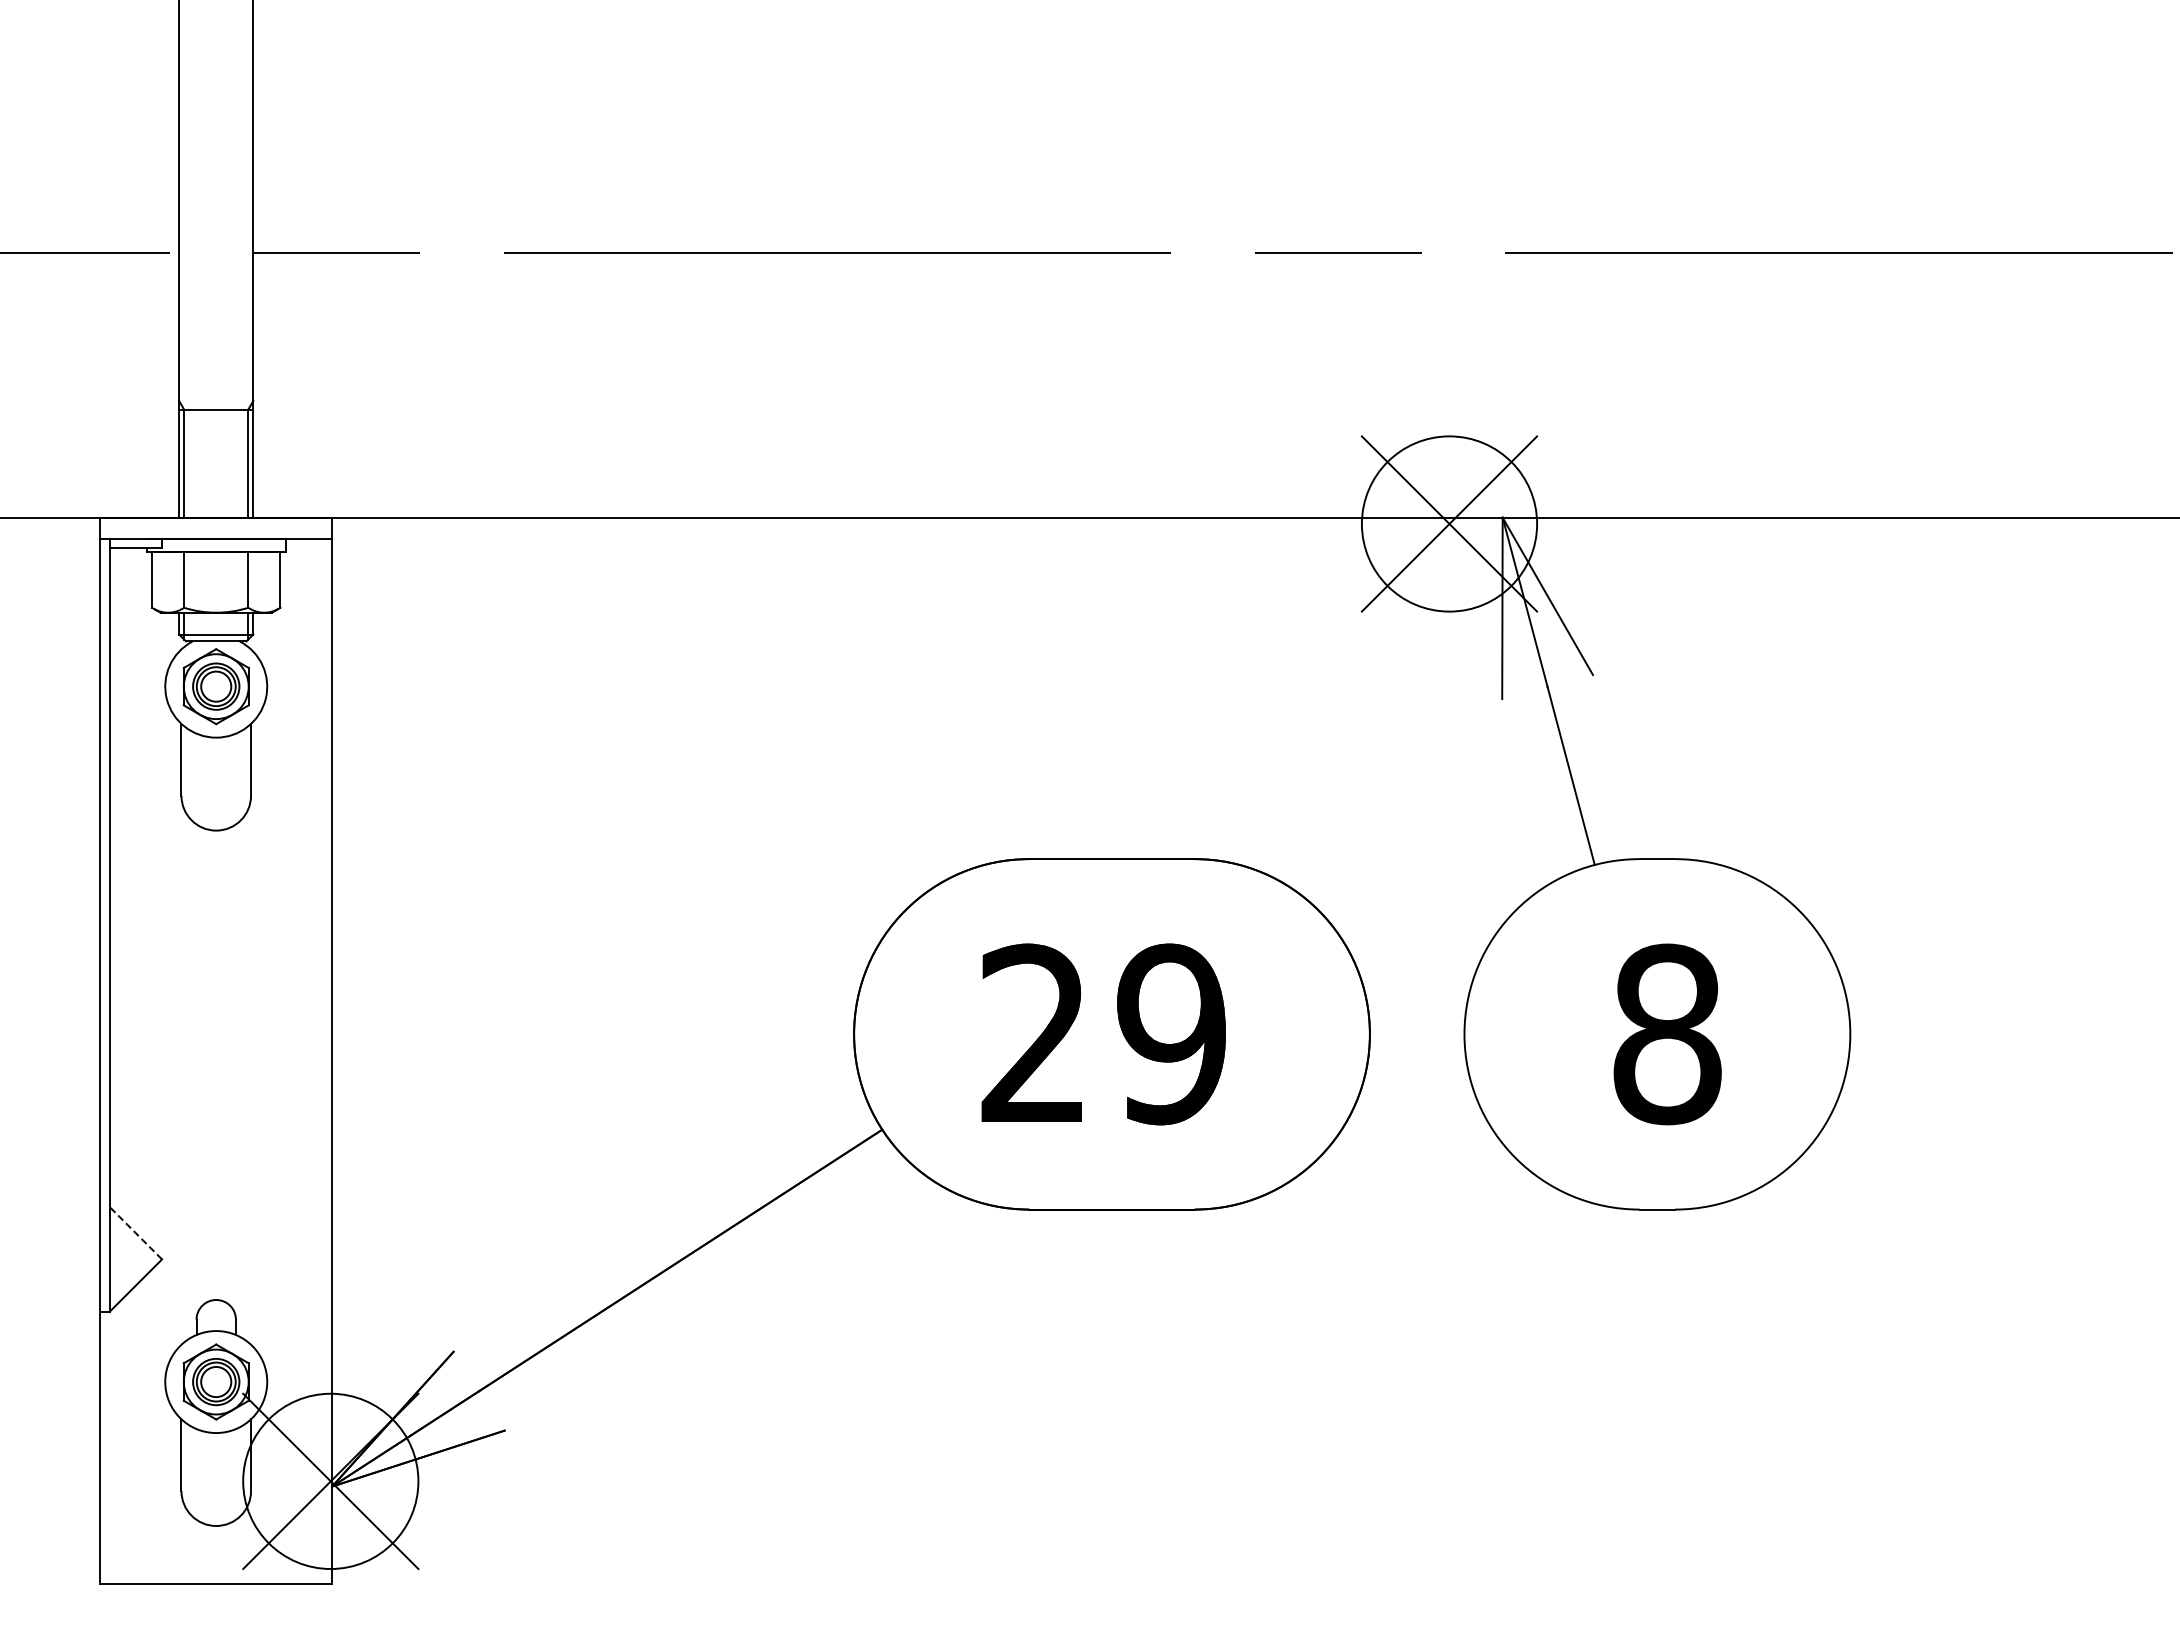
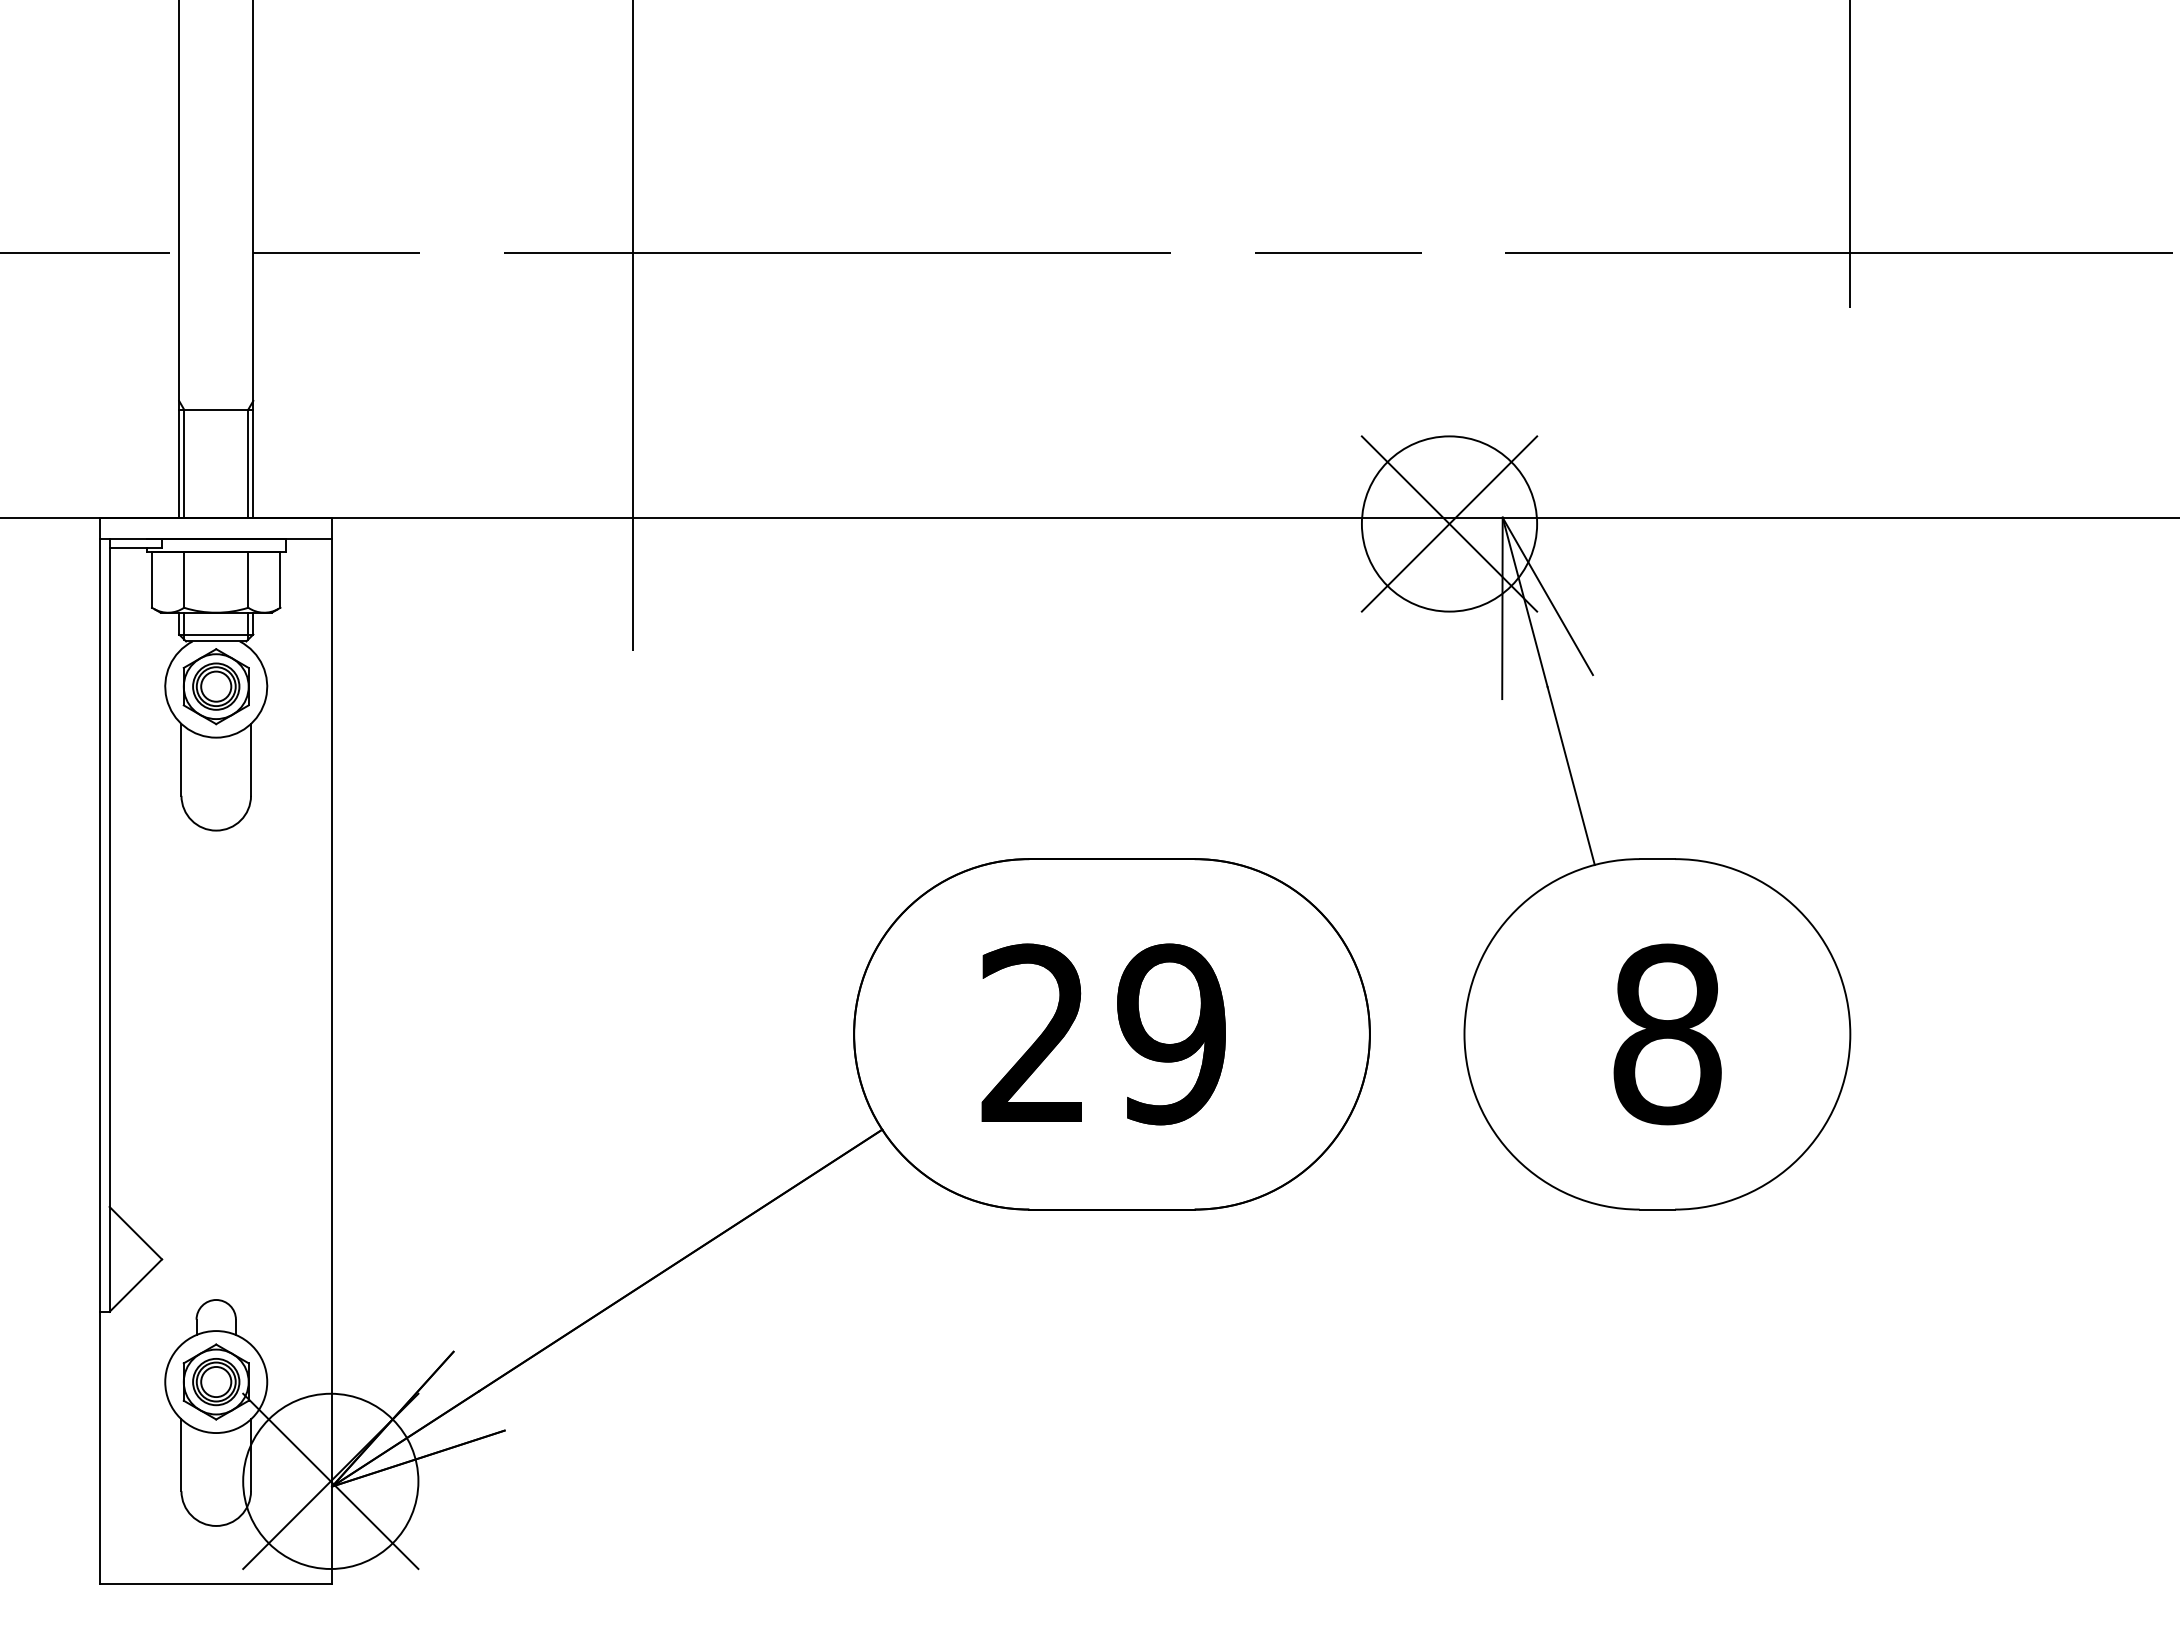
line: none -> present (1850, 155)
line: none -> present (633, 326)
line: dashed -> solid (135, 1232)
